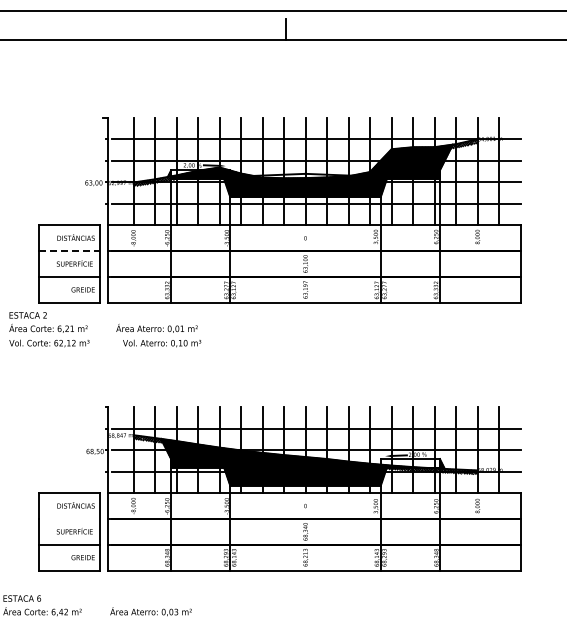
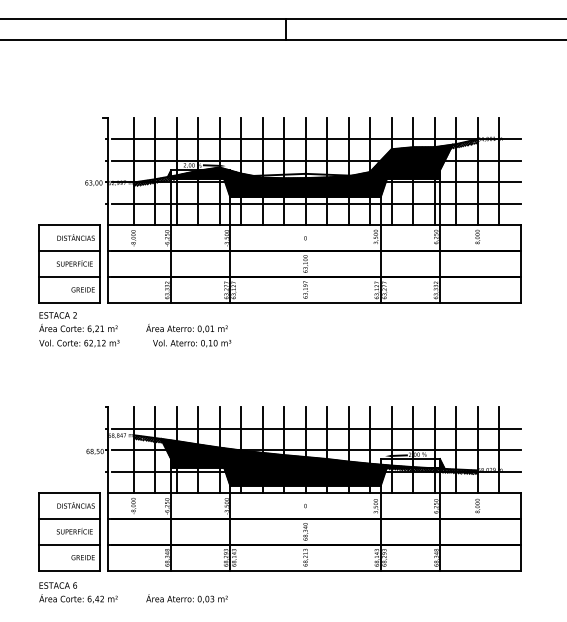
line position: (282, 10) -> (282, 18) (282, 18)
line: dashed -> solid (69, 251)
text position: (105, 329) -> (135, 329) (135, 329)
line: none -> present (69, 518)
text position: (97, 605) -> (133, 592) (133, 592)
